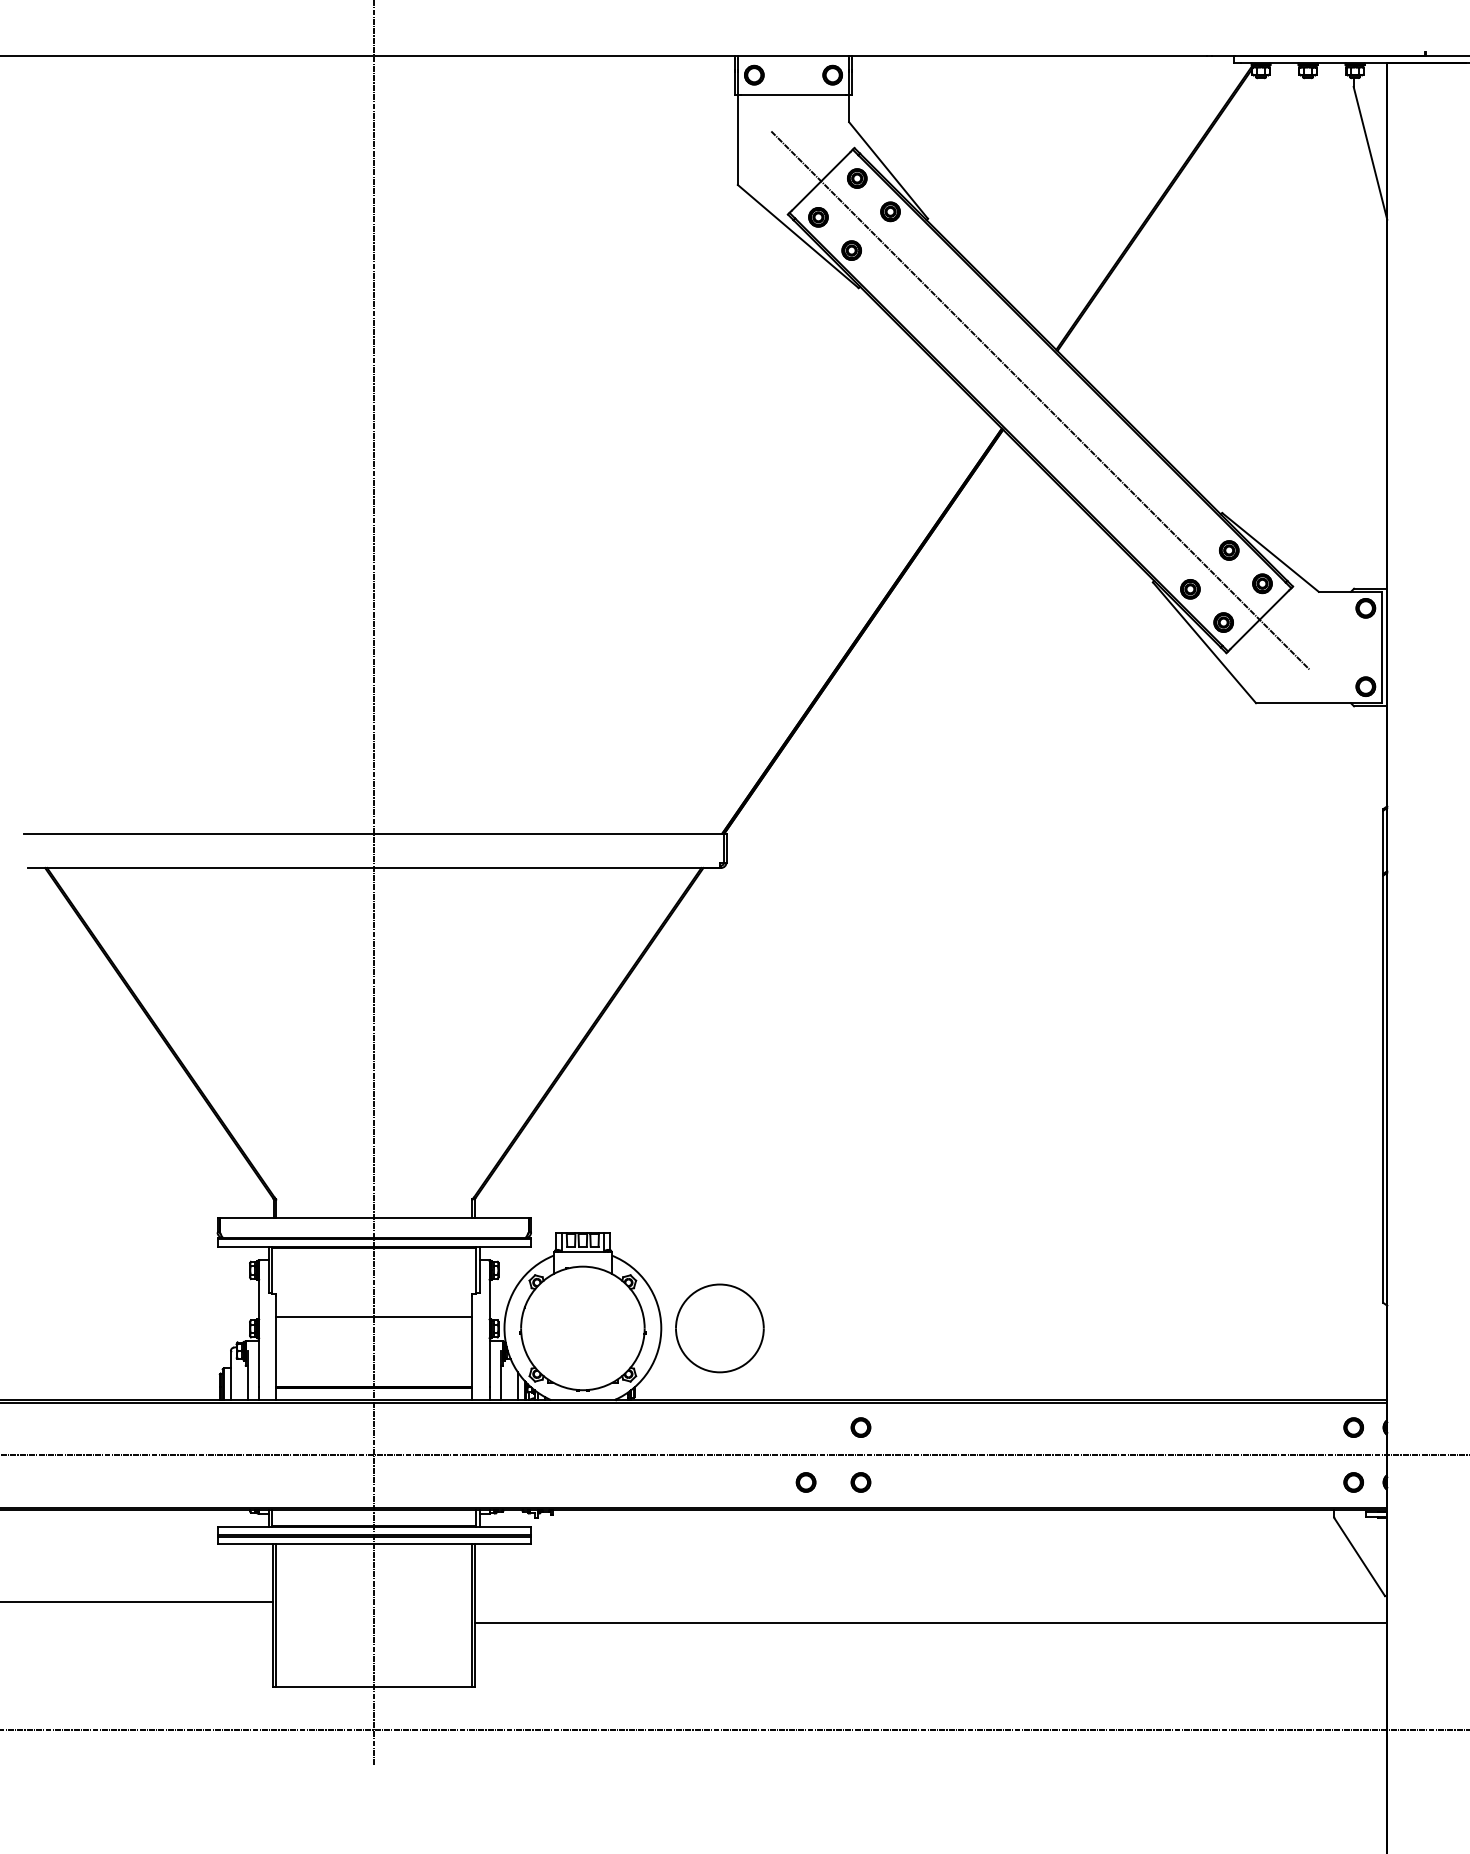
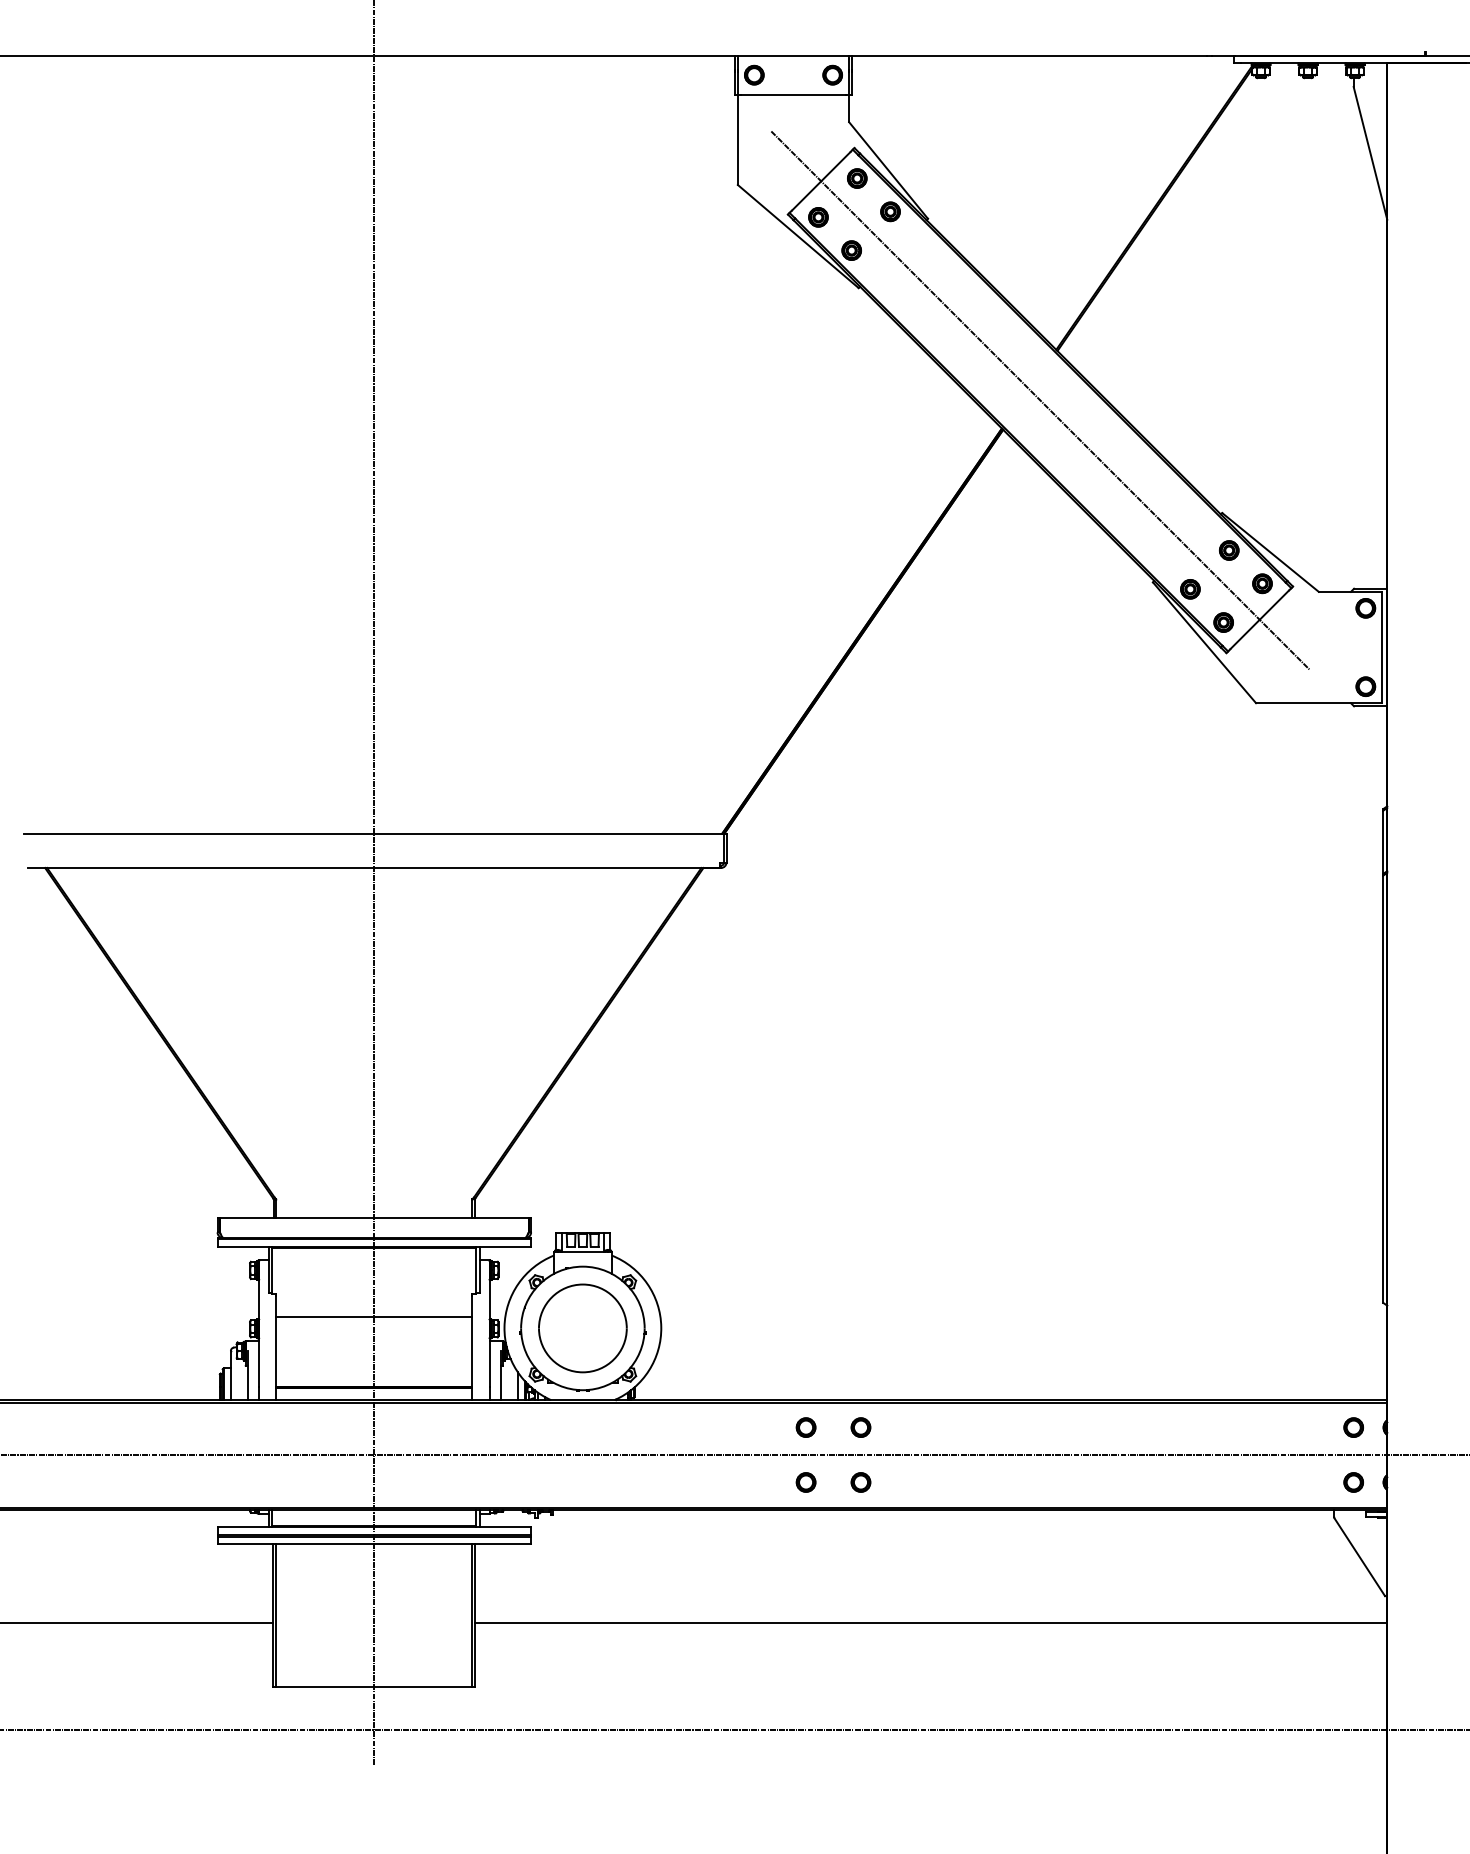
part position: (719, 1328) -> (582, 1328) (582, 1328)
part: none -> present (805, 1427)
line position: (137, 1601) -> (137, 1622) (137, 1622)
